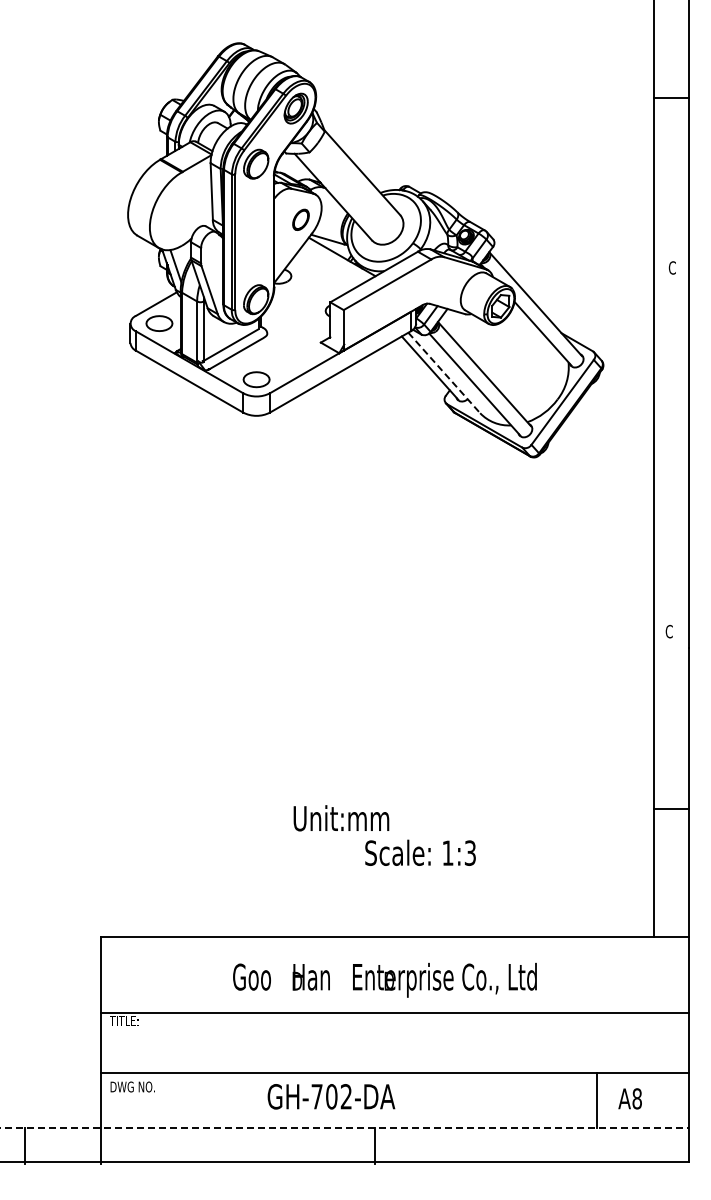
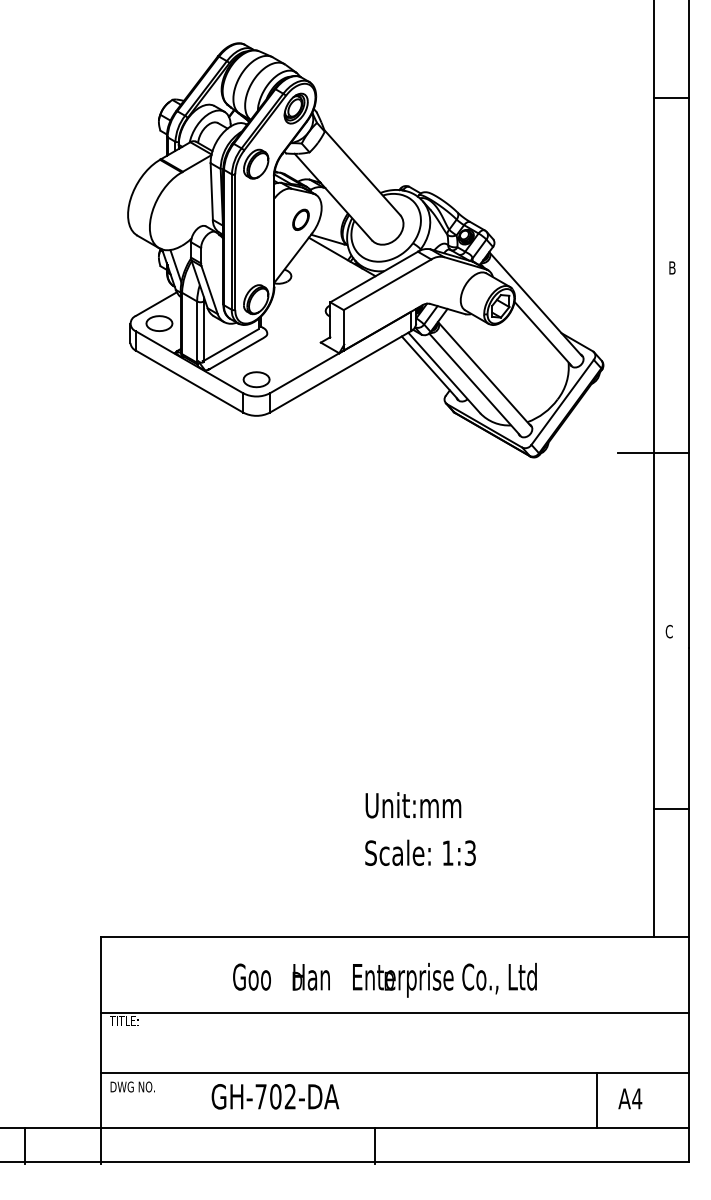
text: C -> B (671, 267)
line: dashed -> solid (444, 372)
line: none -> present (653, 453)
text position: (341, 818) -> (413, 805) (413, 805)
text position: (331, 1096) -> (275, 1096) (275, 1096)
text: A8 -> A4 (637, 1098)
line: dashed -> solid (345, 1128)
